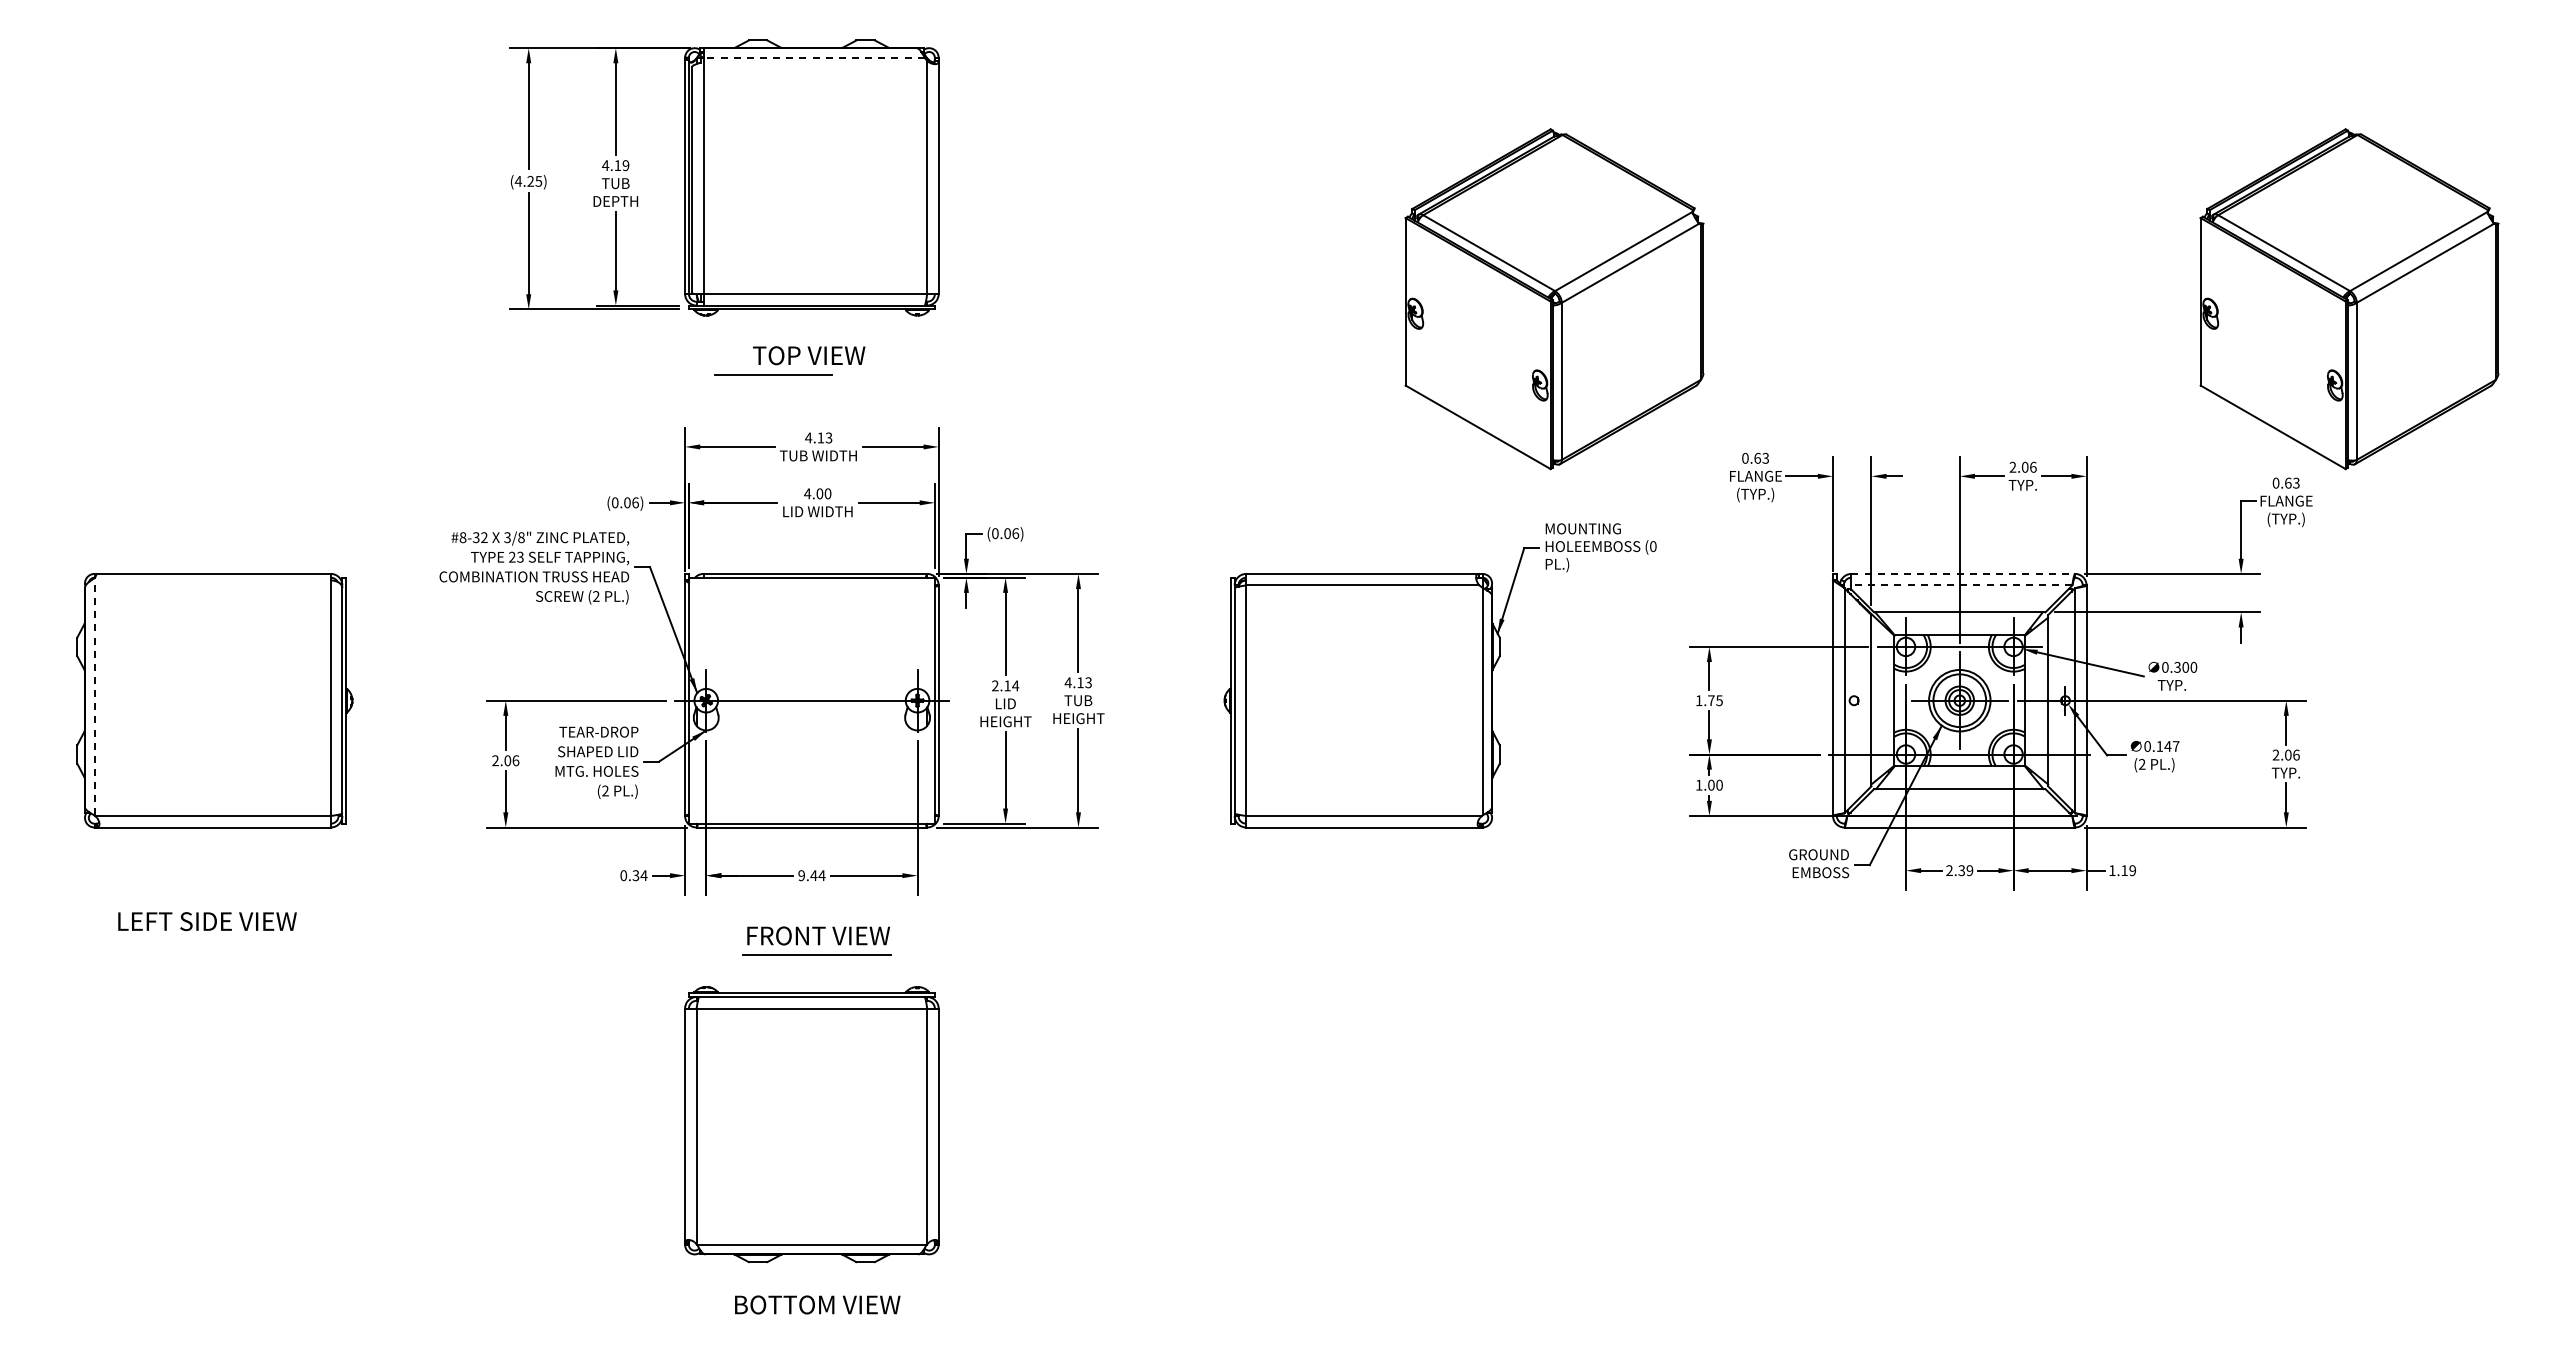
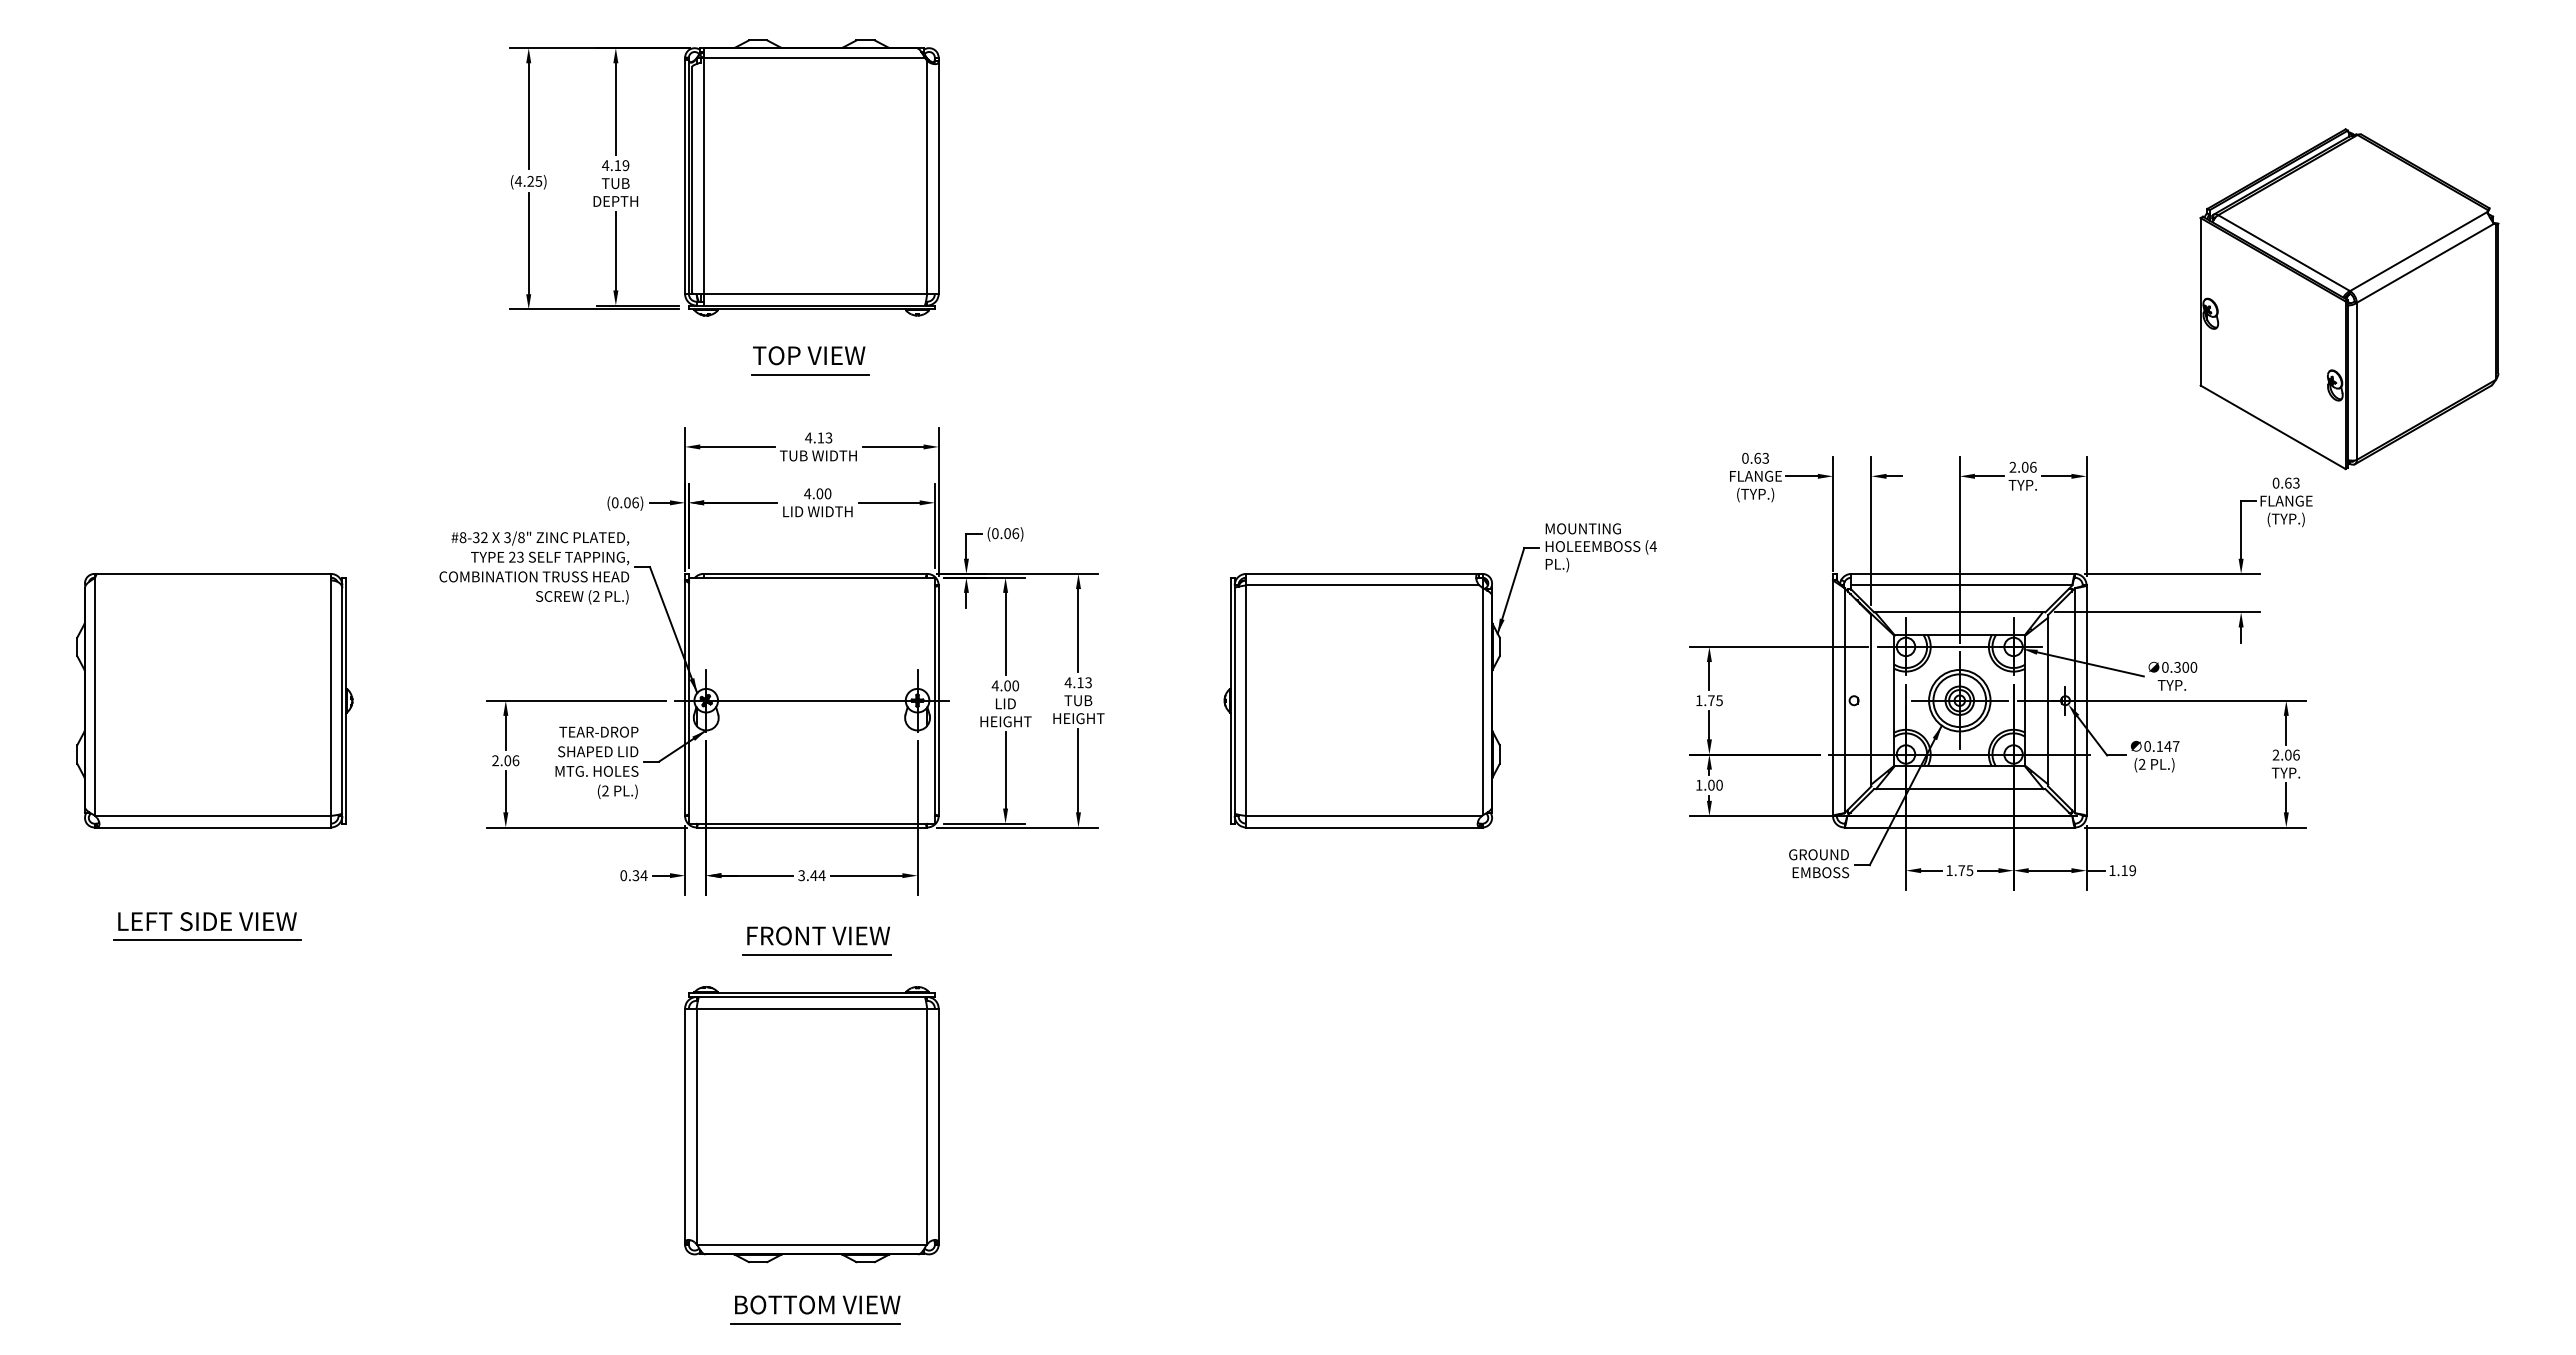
line: dashed -> solid (814, 57)
part: present -> none (1554, 299)
line position: (773, 374) -> (810, 374) (810, 374)
text: (0 -> (4 (1652, 546)
line: dashed -> solid (1963, 573)
line: dashed -> solid (1961, 585)
text: 2.14 -> 4.00 (1005, 685)
line: dashed -> solid (94, 696)
text: 2.39 -> 1.75 (1959, 870)
text: 9.44 -> 3.44 (801, 875)
line: none -> present (207, 940)
line: none -> present (815, 1323)
